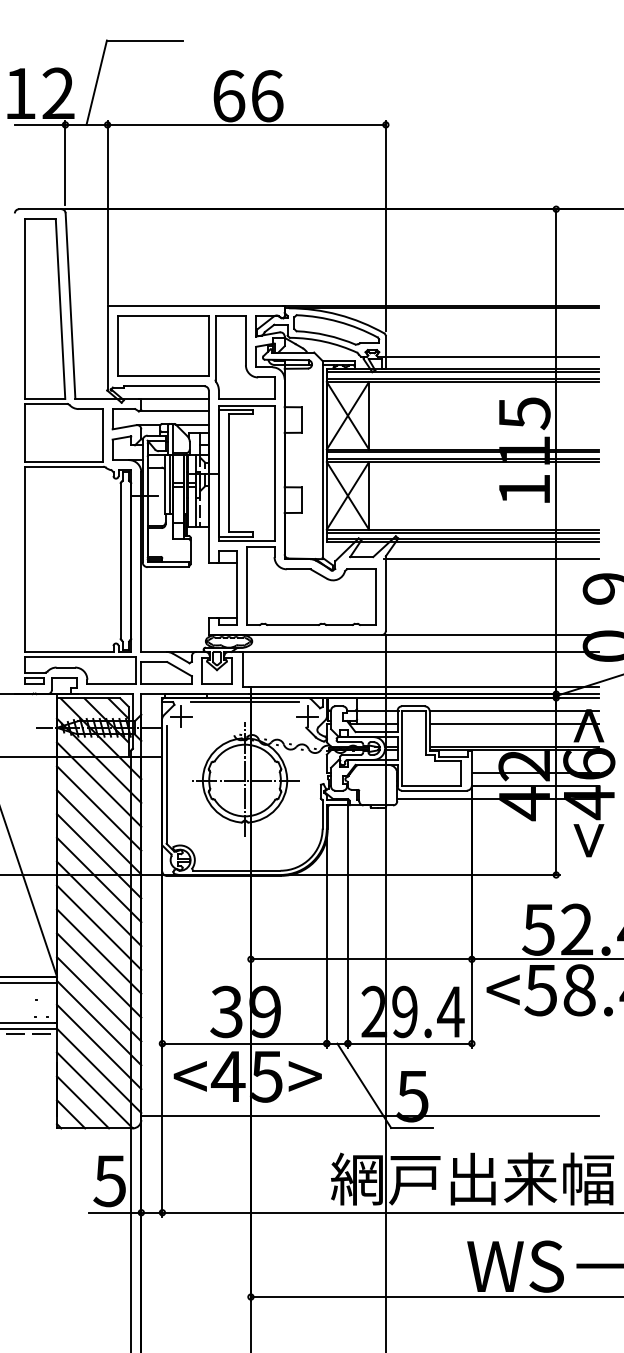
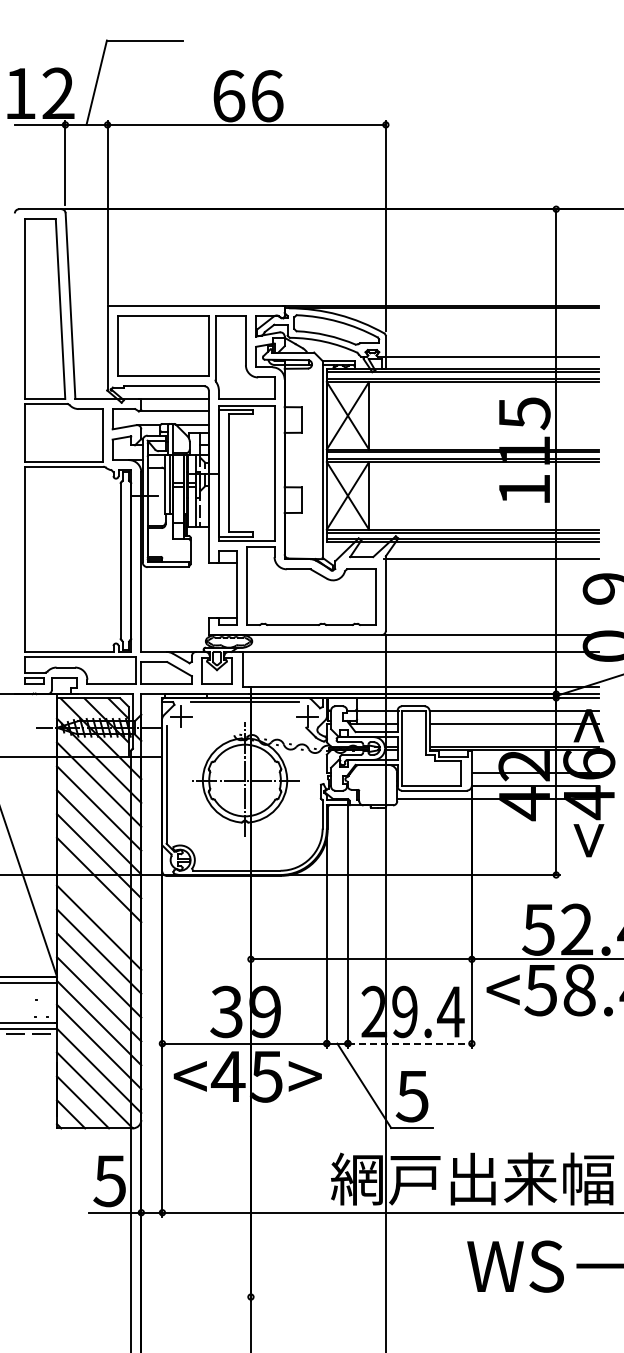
line: present -> none (99, 903)
line: solid -> dashed (409, 1043)
line: present -> none (369, 1116)
line: present -> none (435, 1297)
